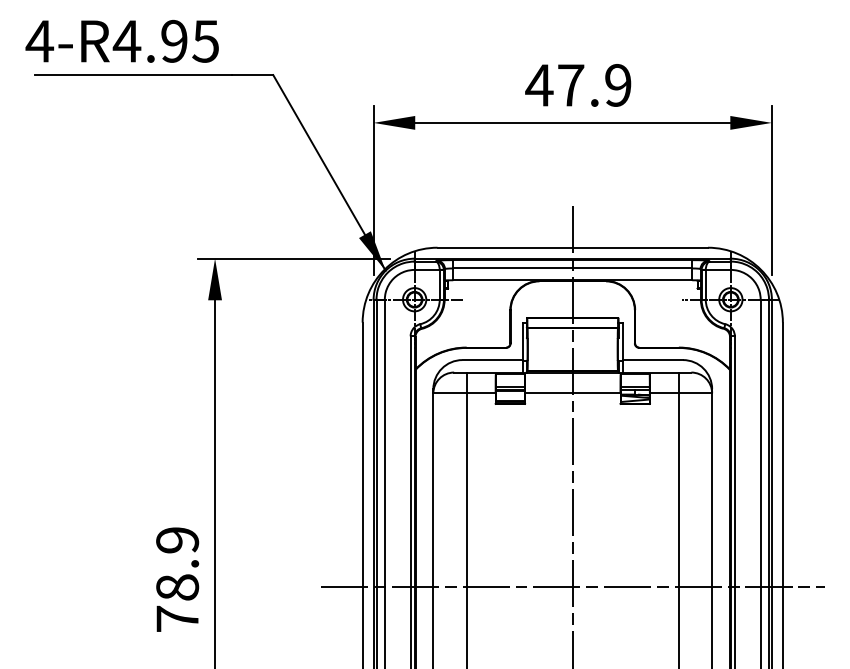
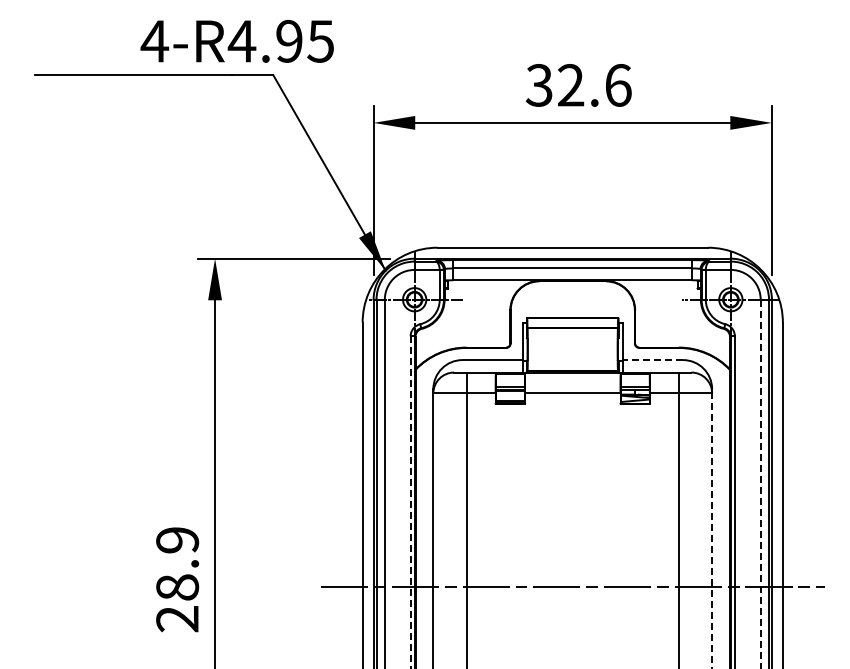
text position: (121, 41) -> (236, 41) (236, 41)
text: 47.9 -> 32.6 (578, 85)
line: solid -> dashed (652, 360)
line: present -> none (572, 435)
line: solid -> dashed (760, 484)
line: solid -> dashed (410, 502)
line: solid -> dashed (712, 531)
text: 78.9 -> 28.9 (177, 618)
